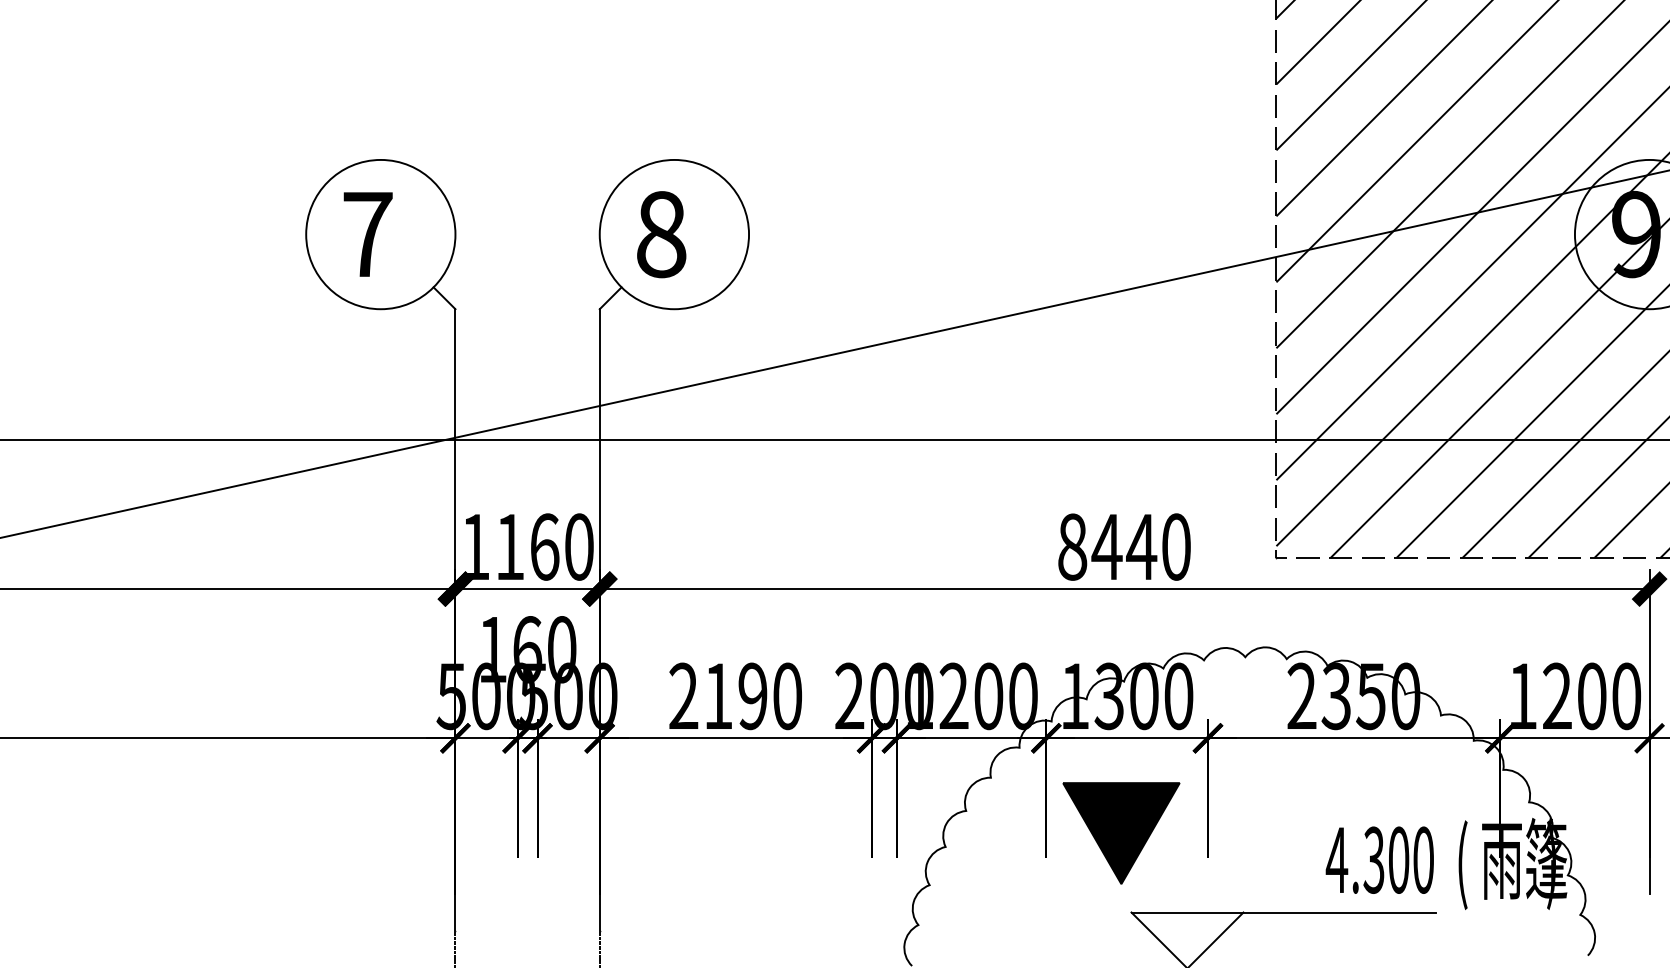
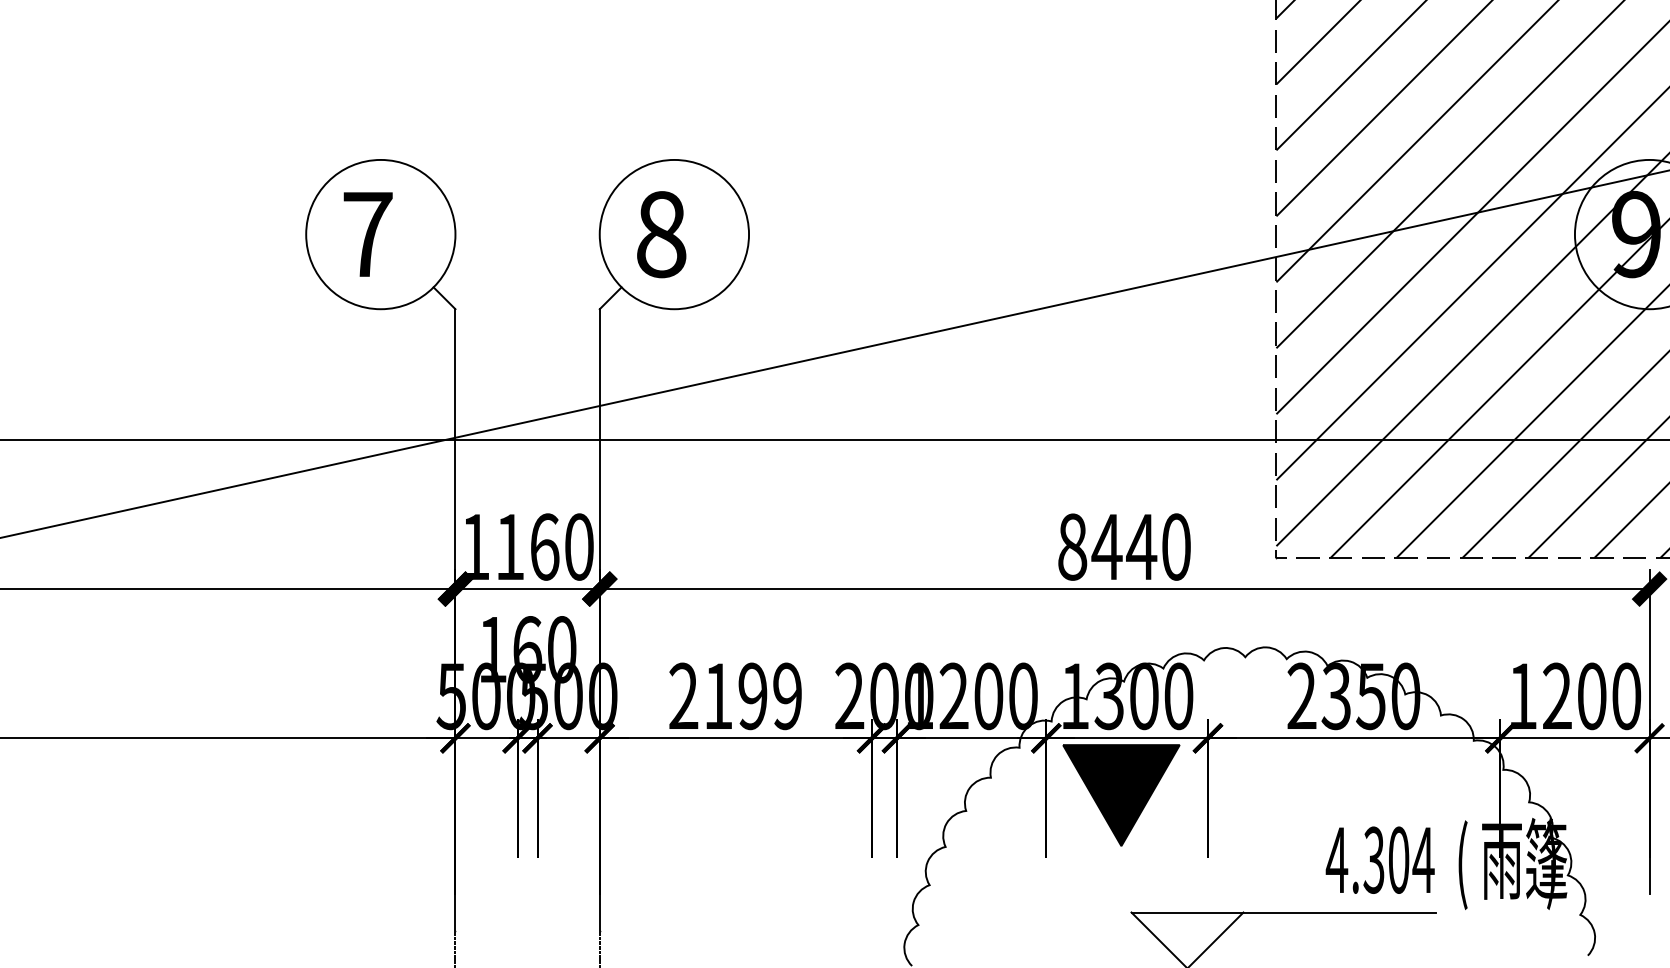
text: 2190 -> 2199 (787, 696)
part position: (1121, 833) -> (1121, 795) (1121, 795)
text: 4.300 -> 4.304 (1423, 859)
